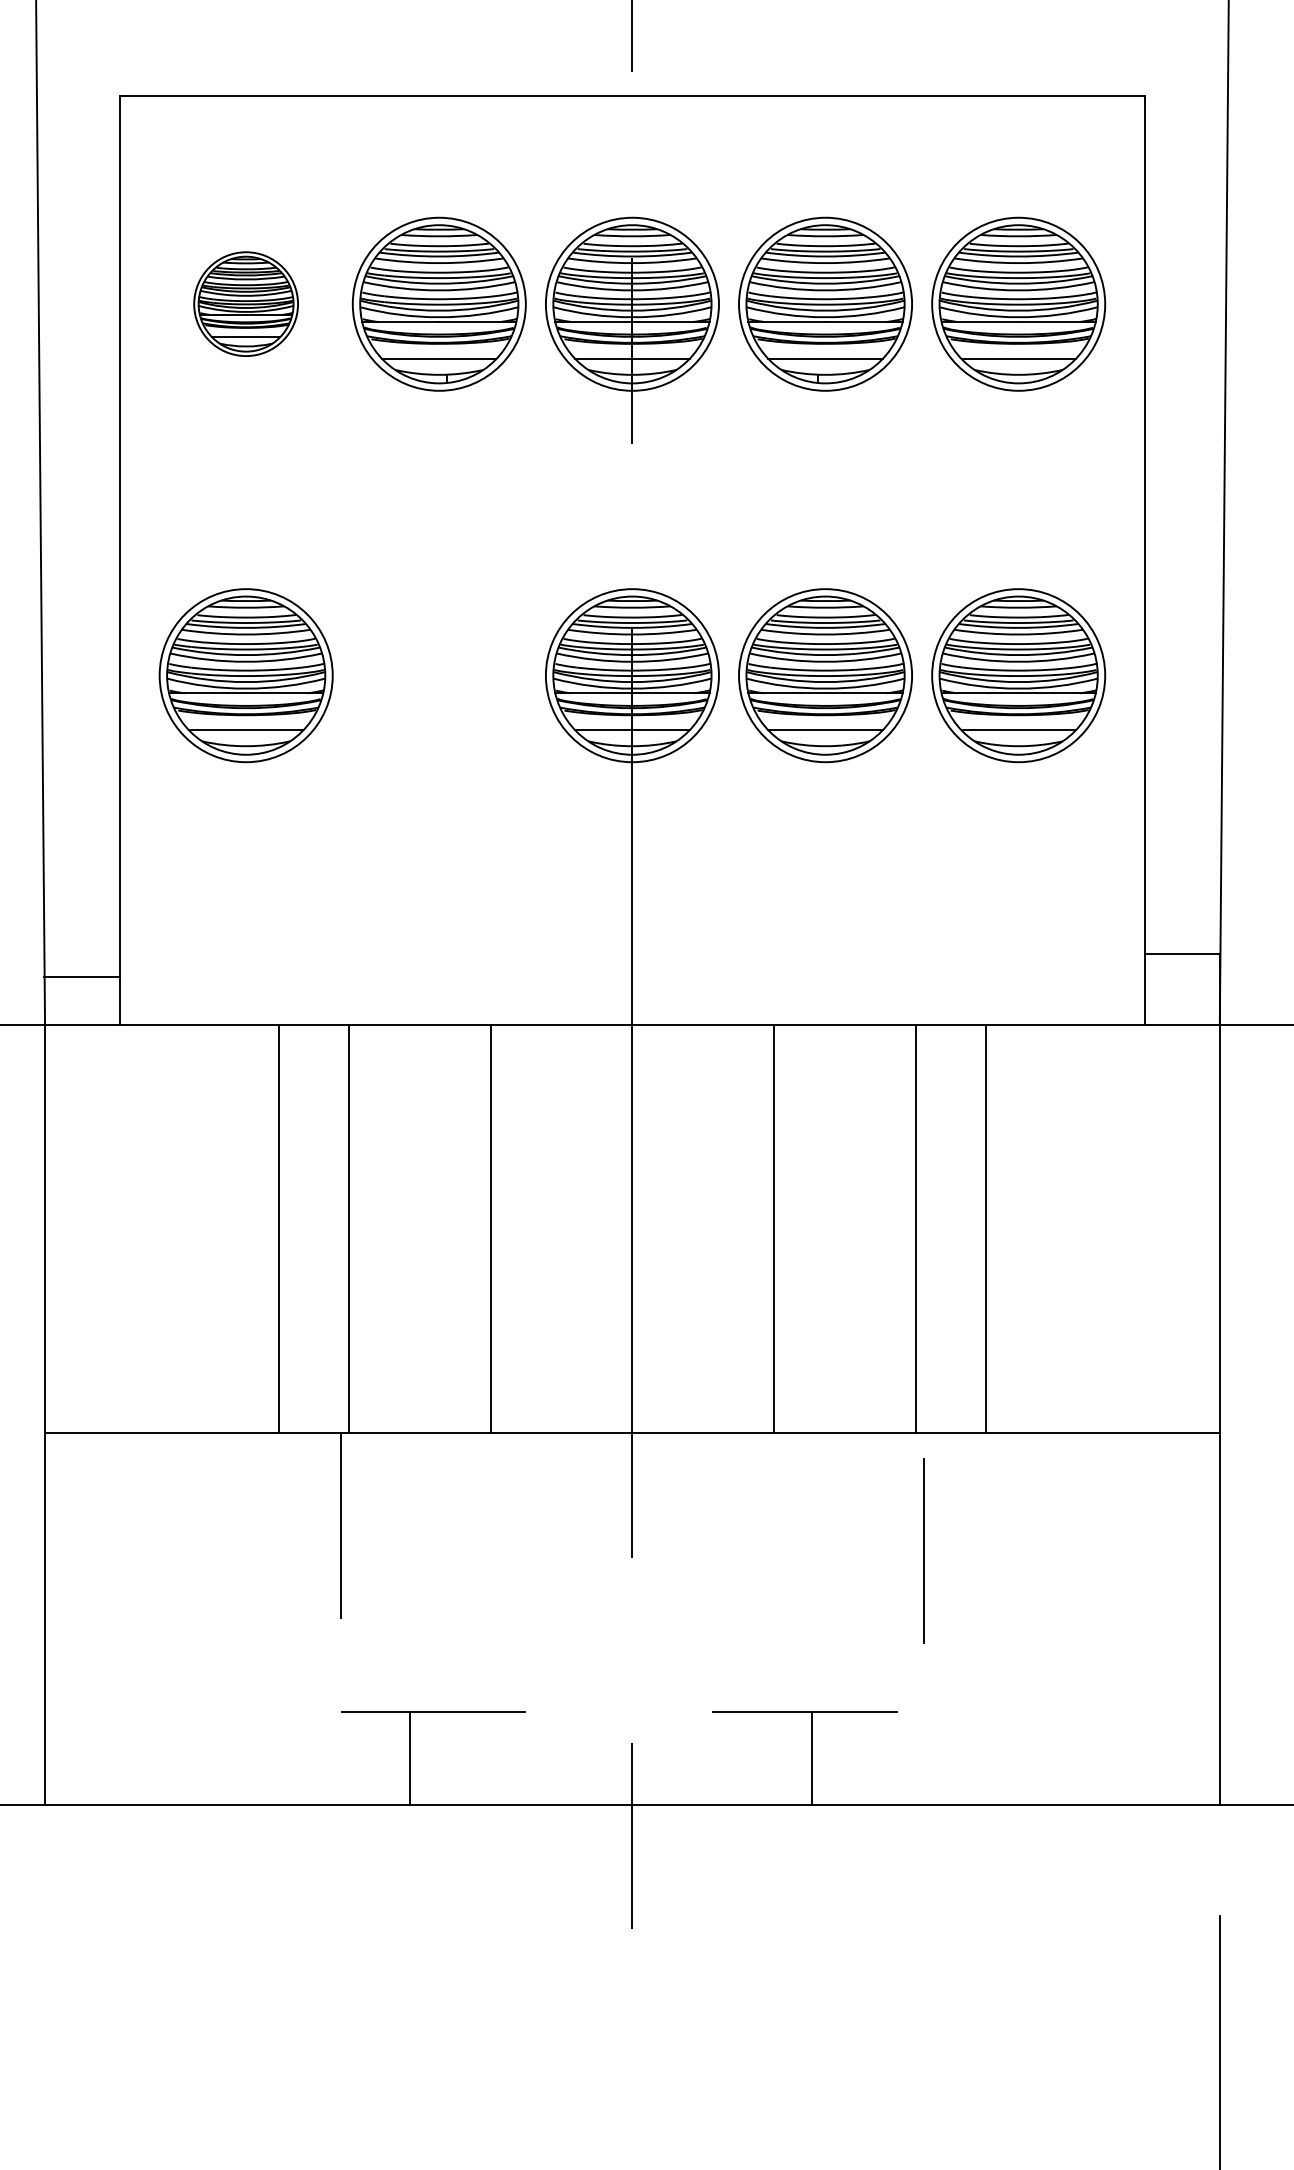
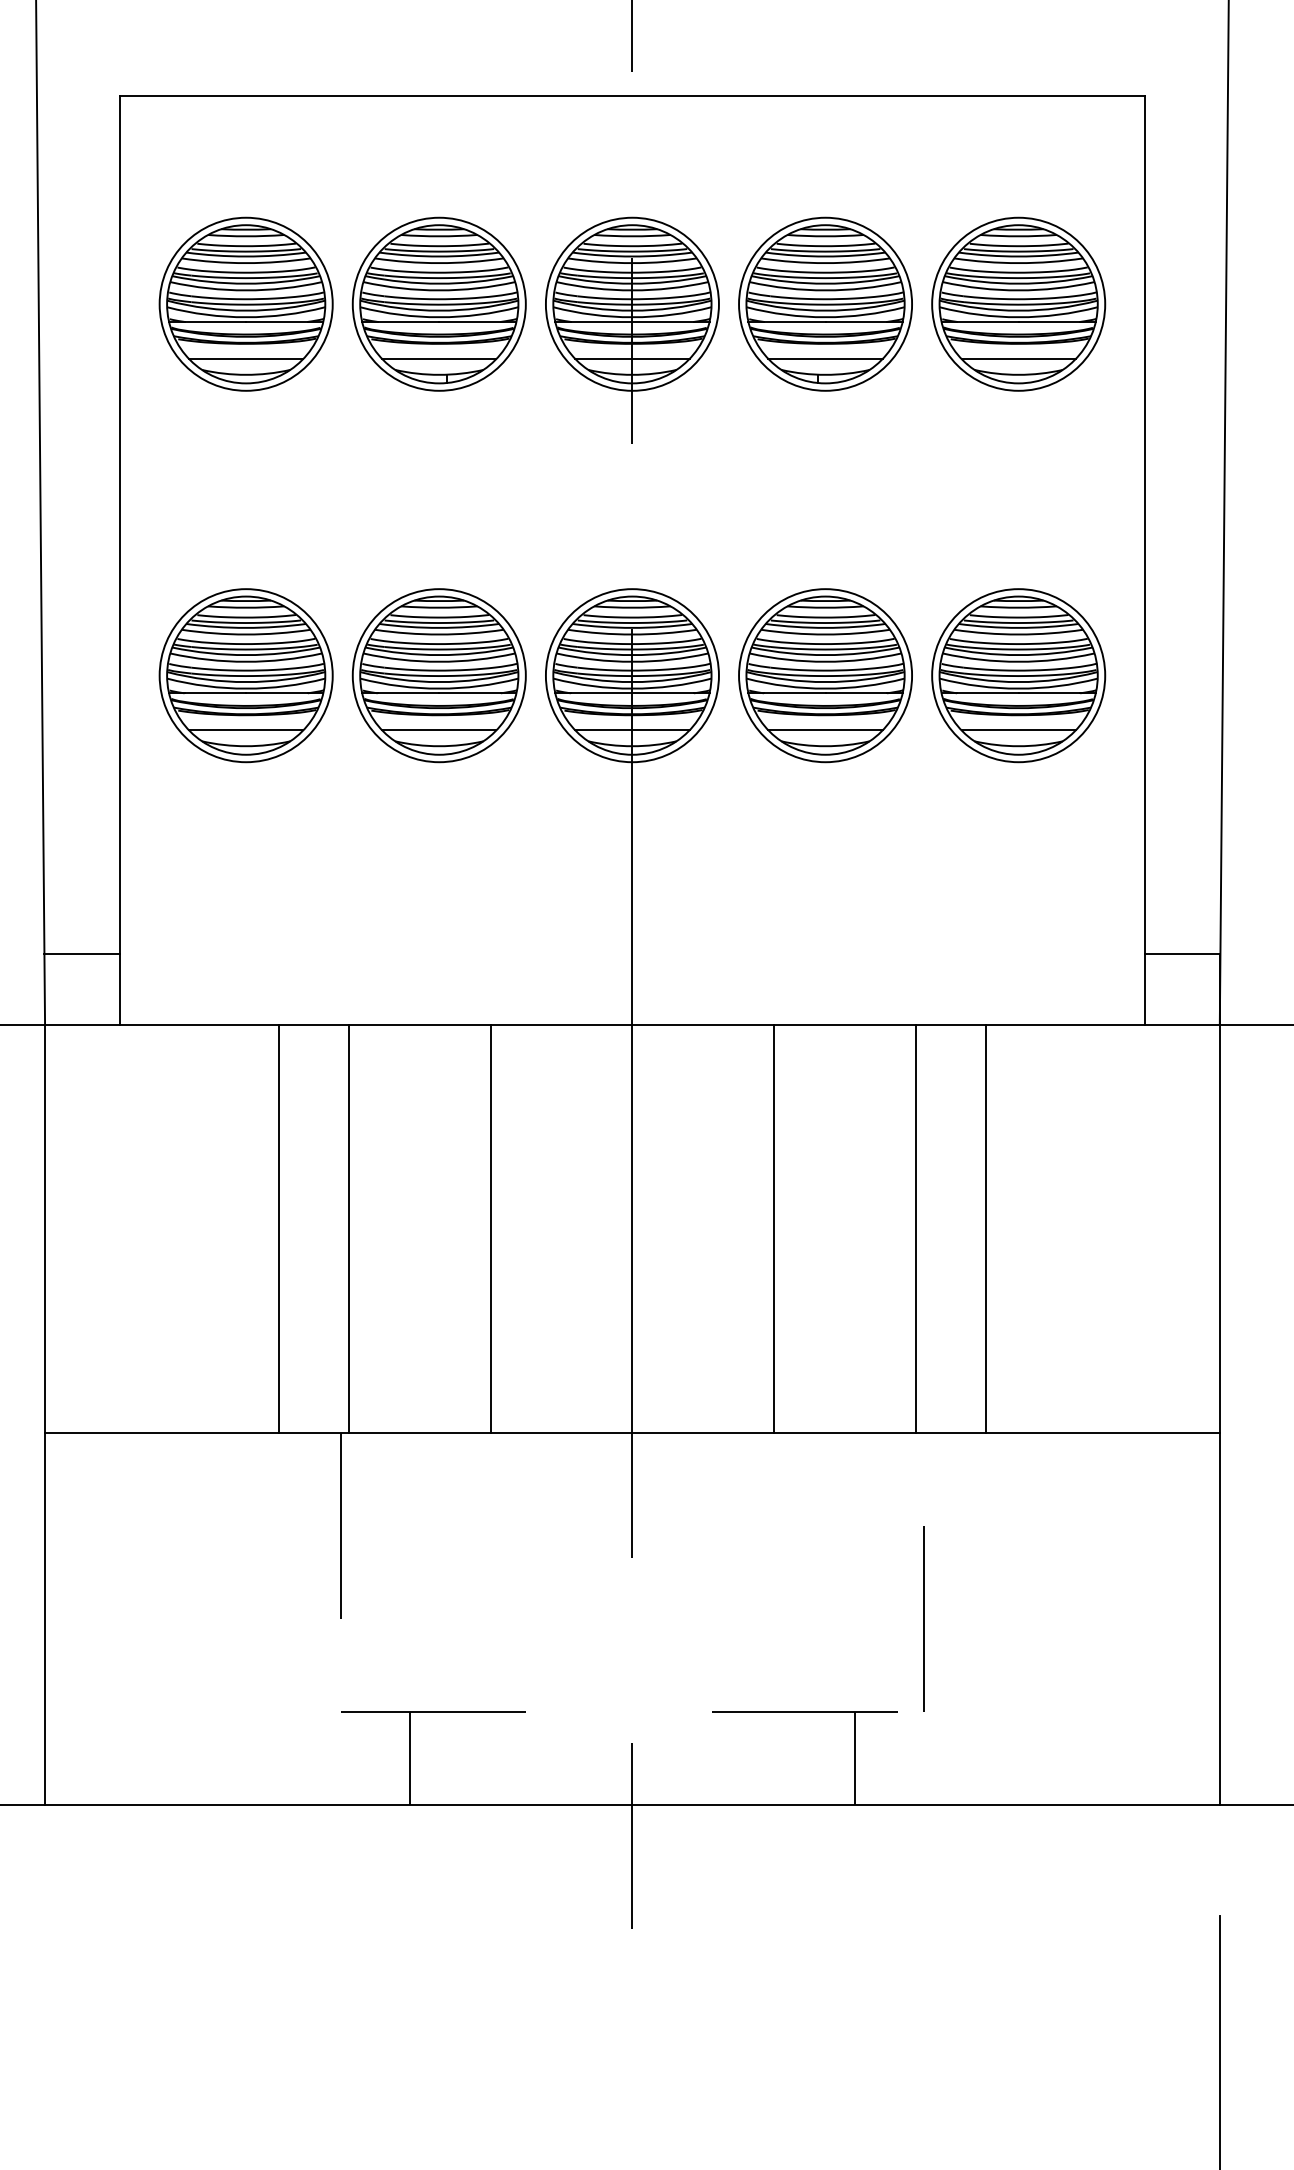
part size: 106x106 px -> 176x176 px (245, 303)
part: none -> present (438, 675)
line position: (81, 977) -> (81, 954) (81, 954)
line position: (923, 1550) -> (923, 1618) (923, 1618)
line position: (811, 1757) -> (854, 1757) (854, 1757)
